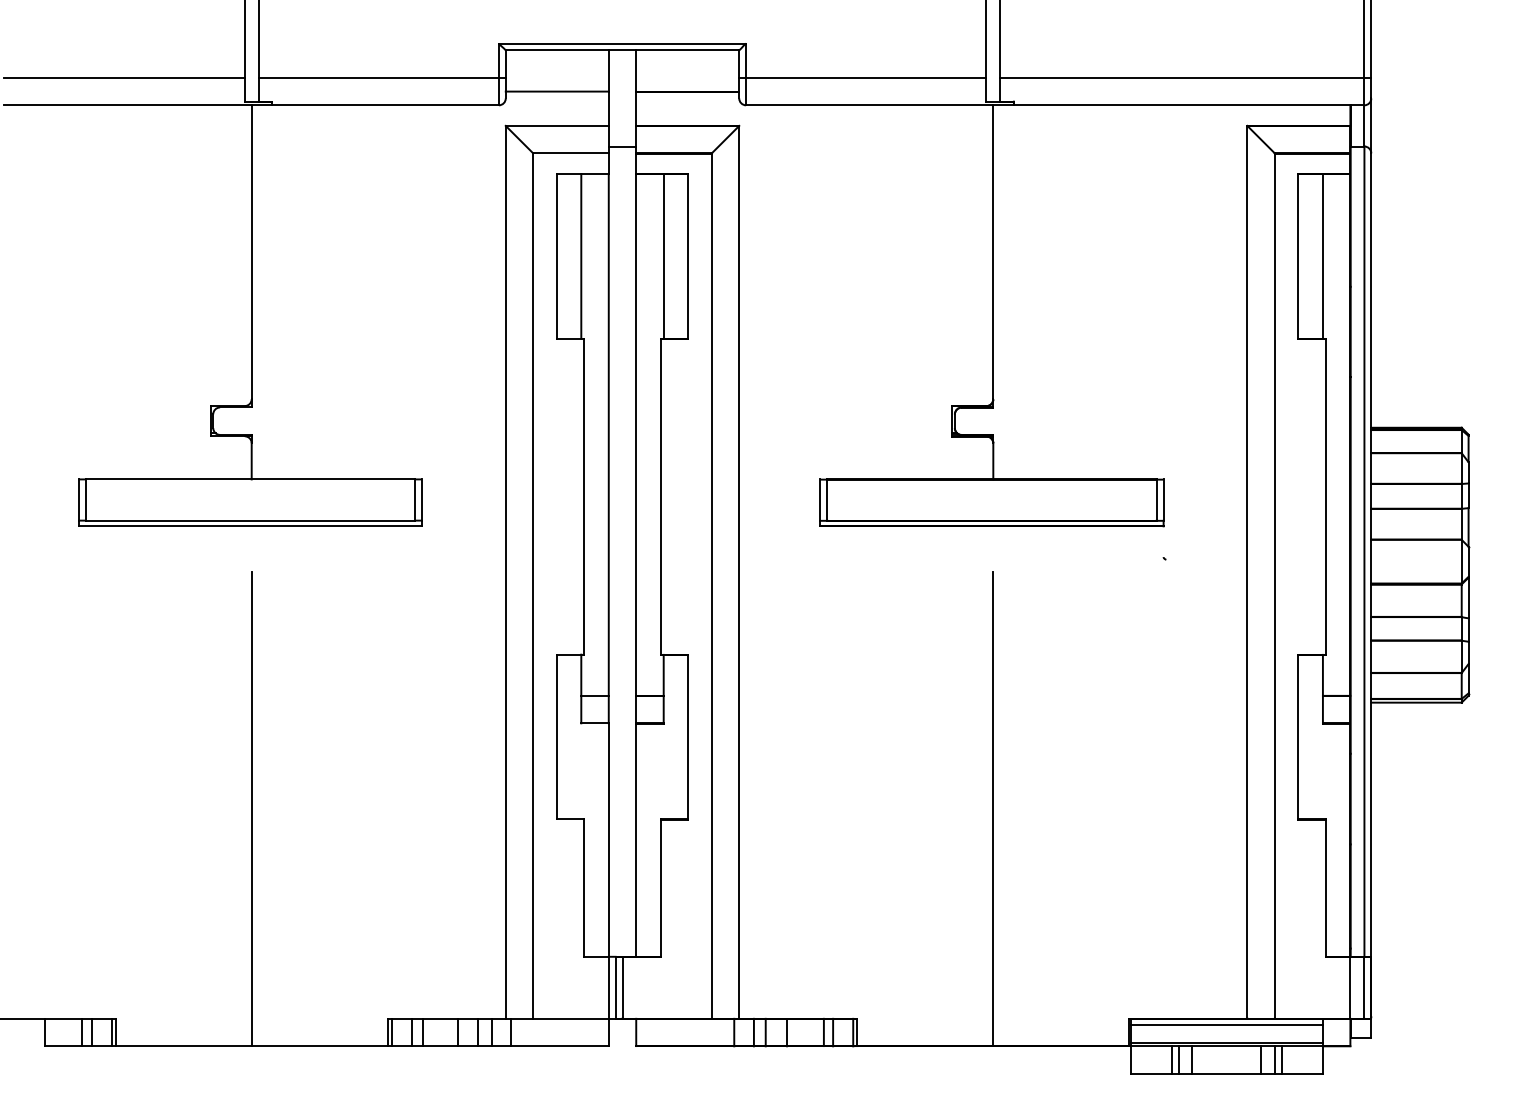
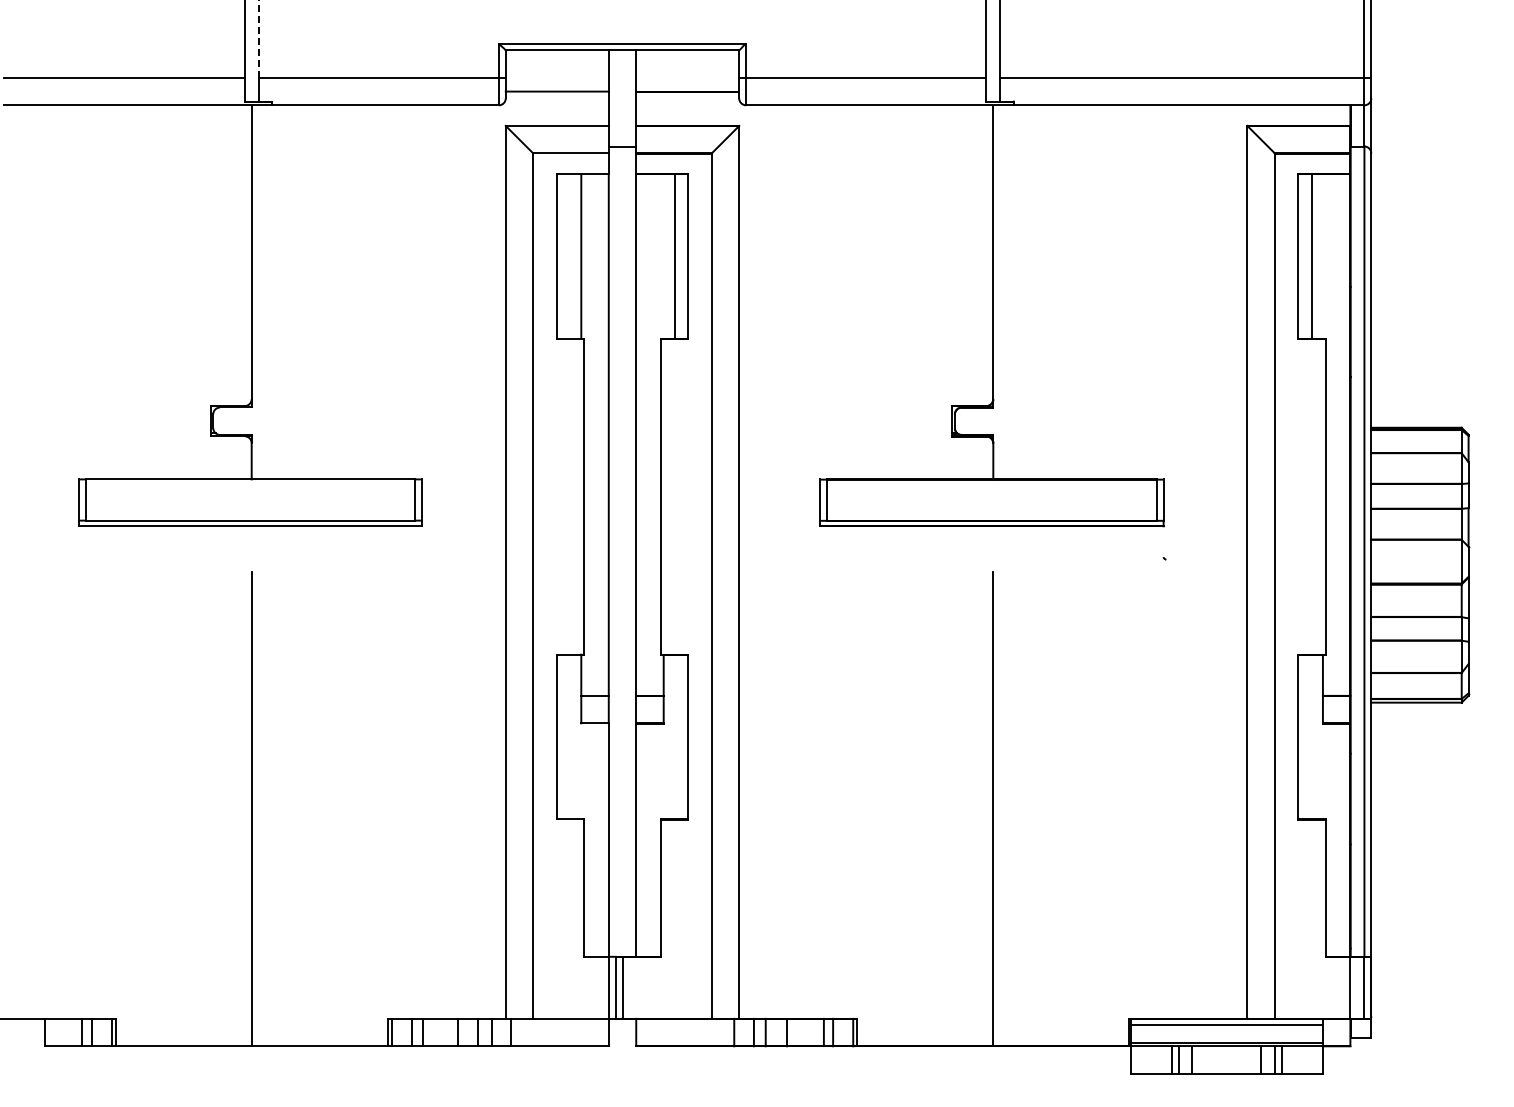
line: solid -> dashed (258, 38)
line position: (663, 256) -> (674, 256) (674, 256)
line position: (1322, 256) -> (1311, 256) (1311, 256)
